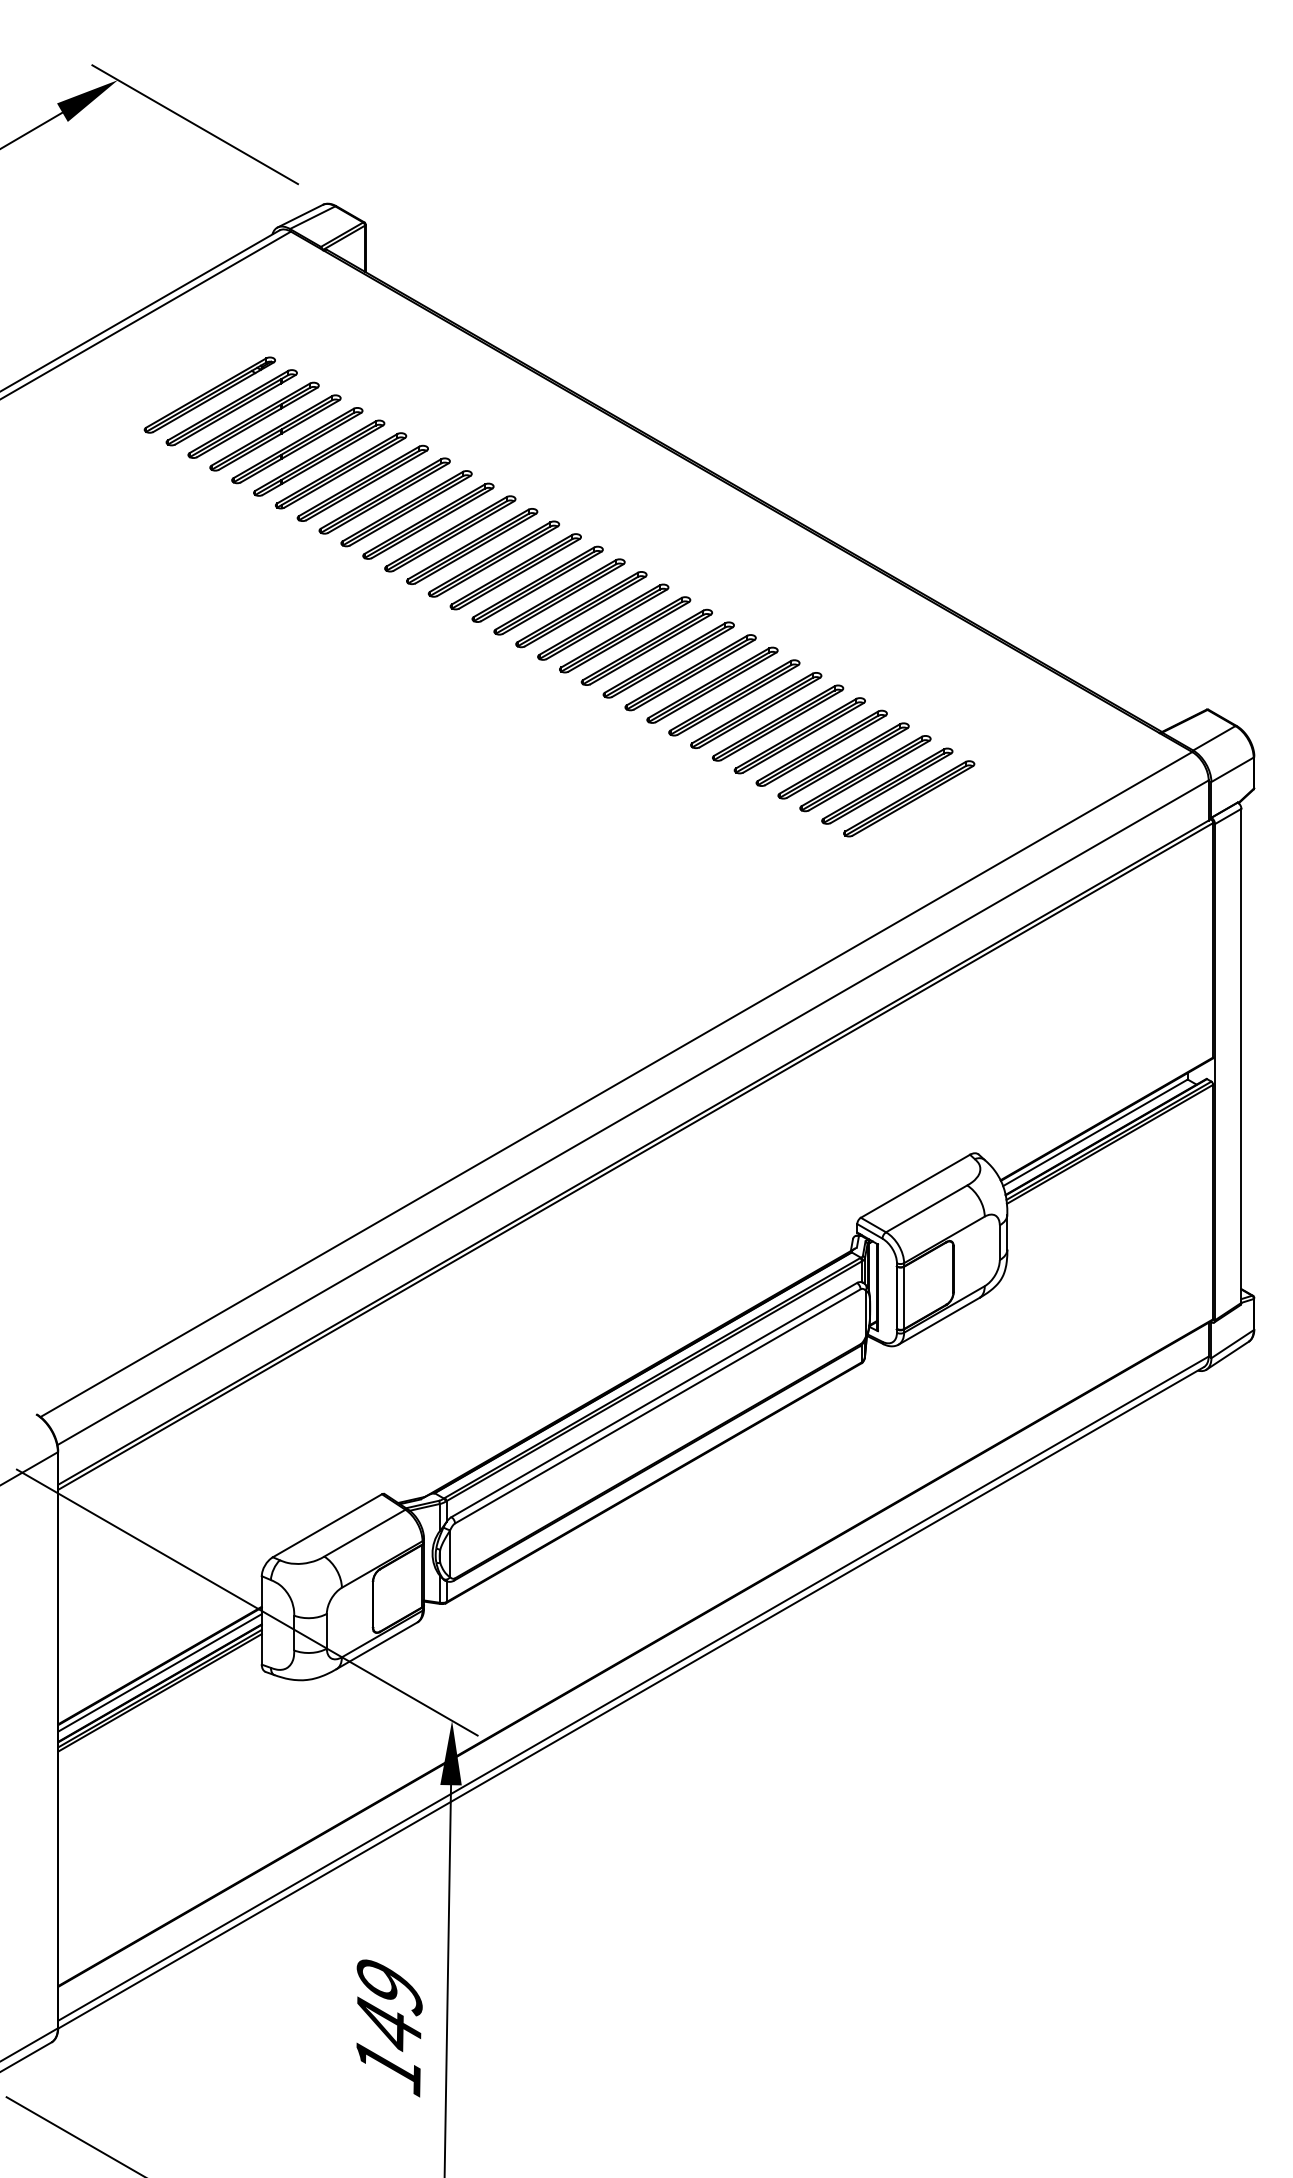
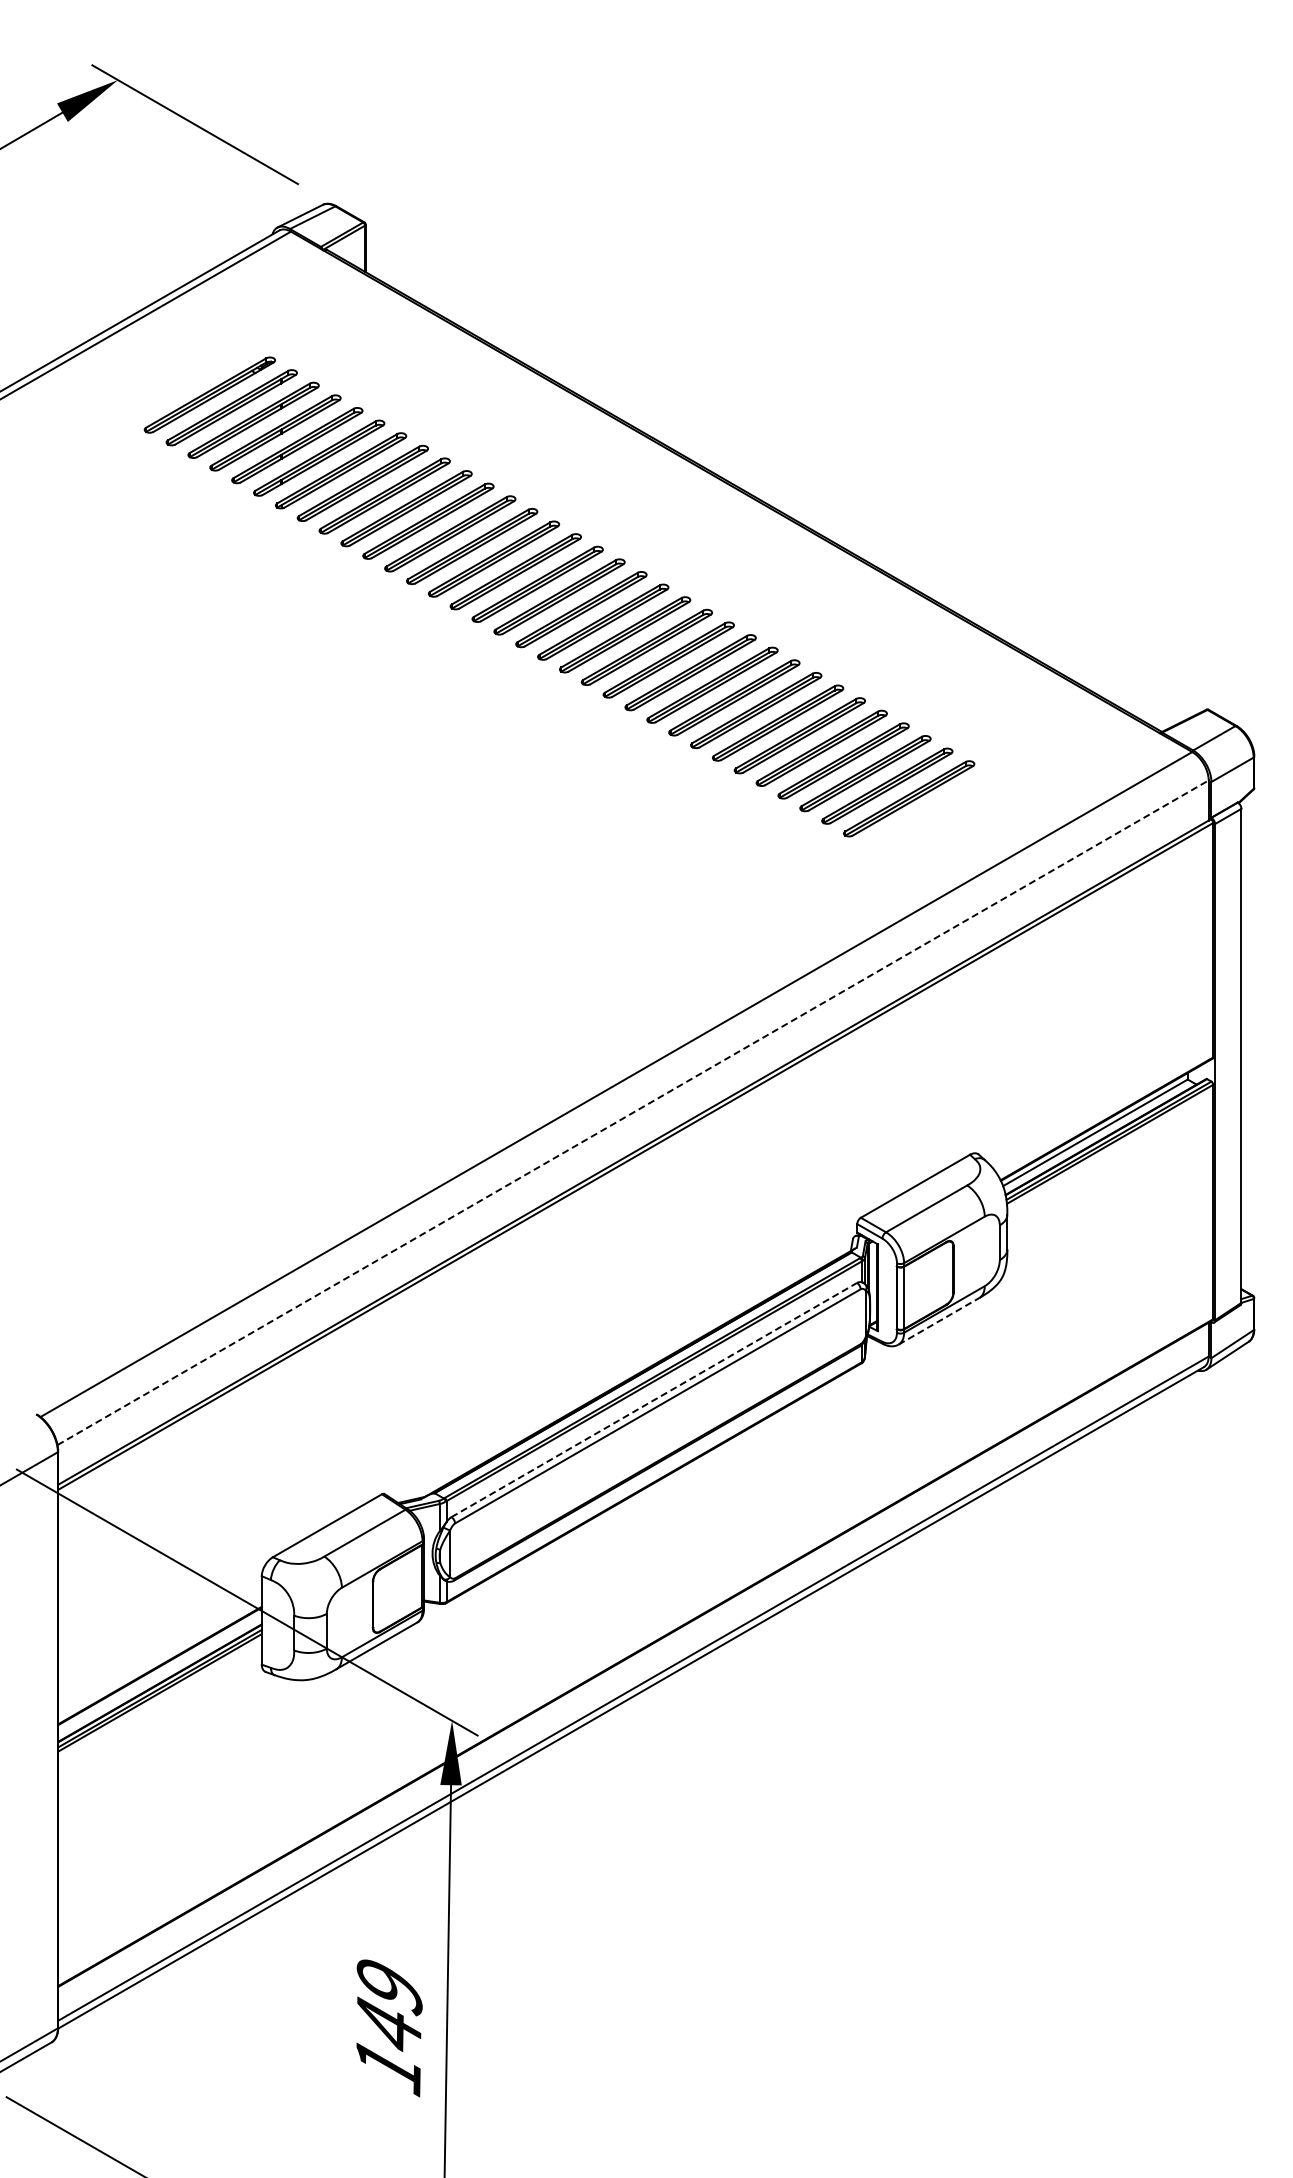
line: solid -> dashed (633, 1112)
line: solid -> dashed (939, 1321)
line: solid -> dashed (654, 1399)
line: present -> none (159, 1672)
